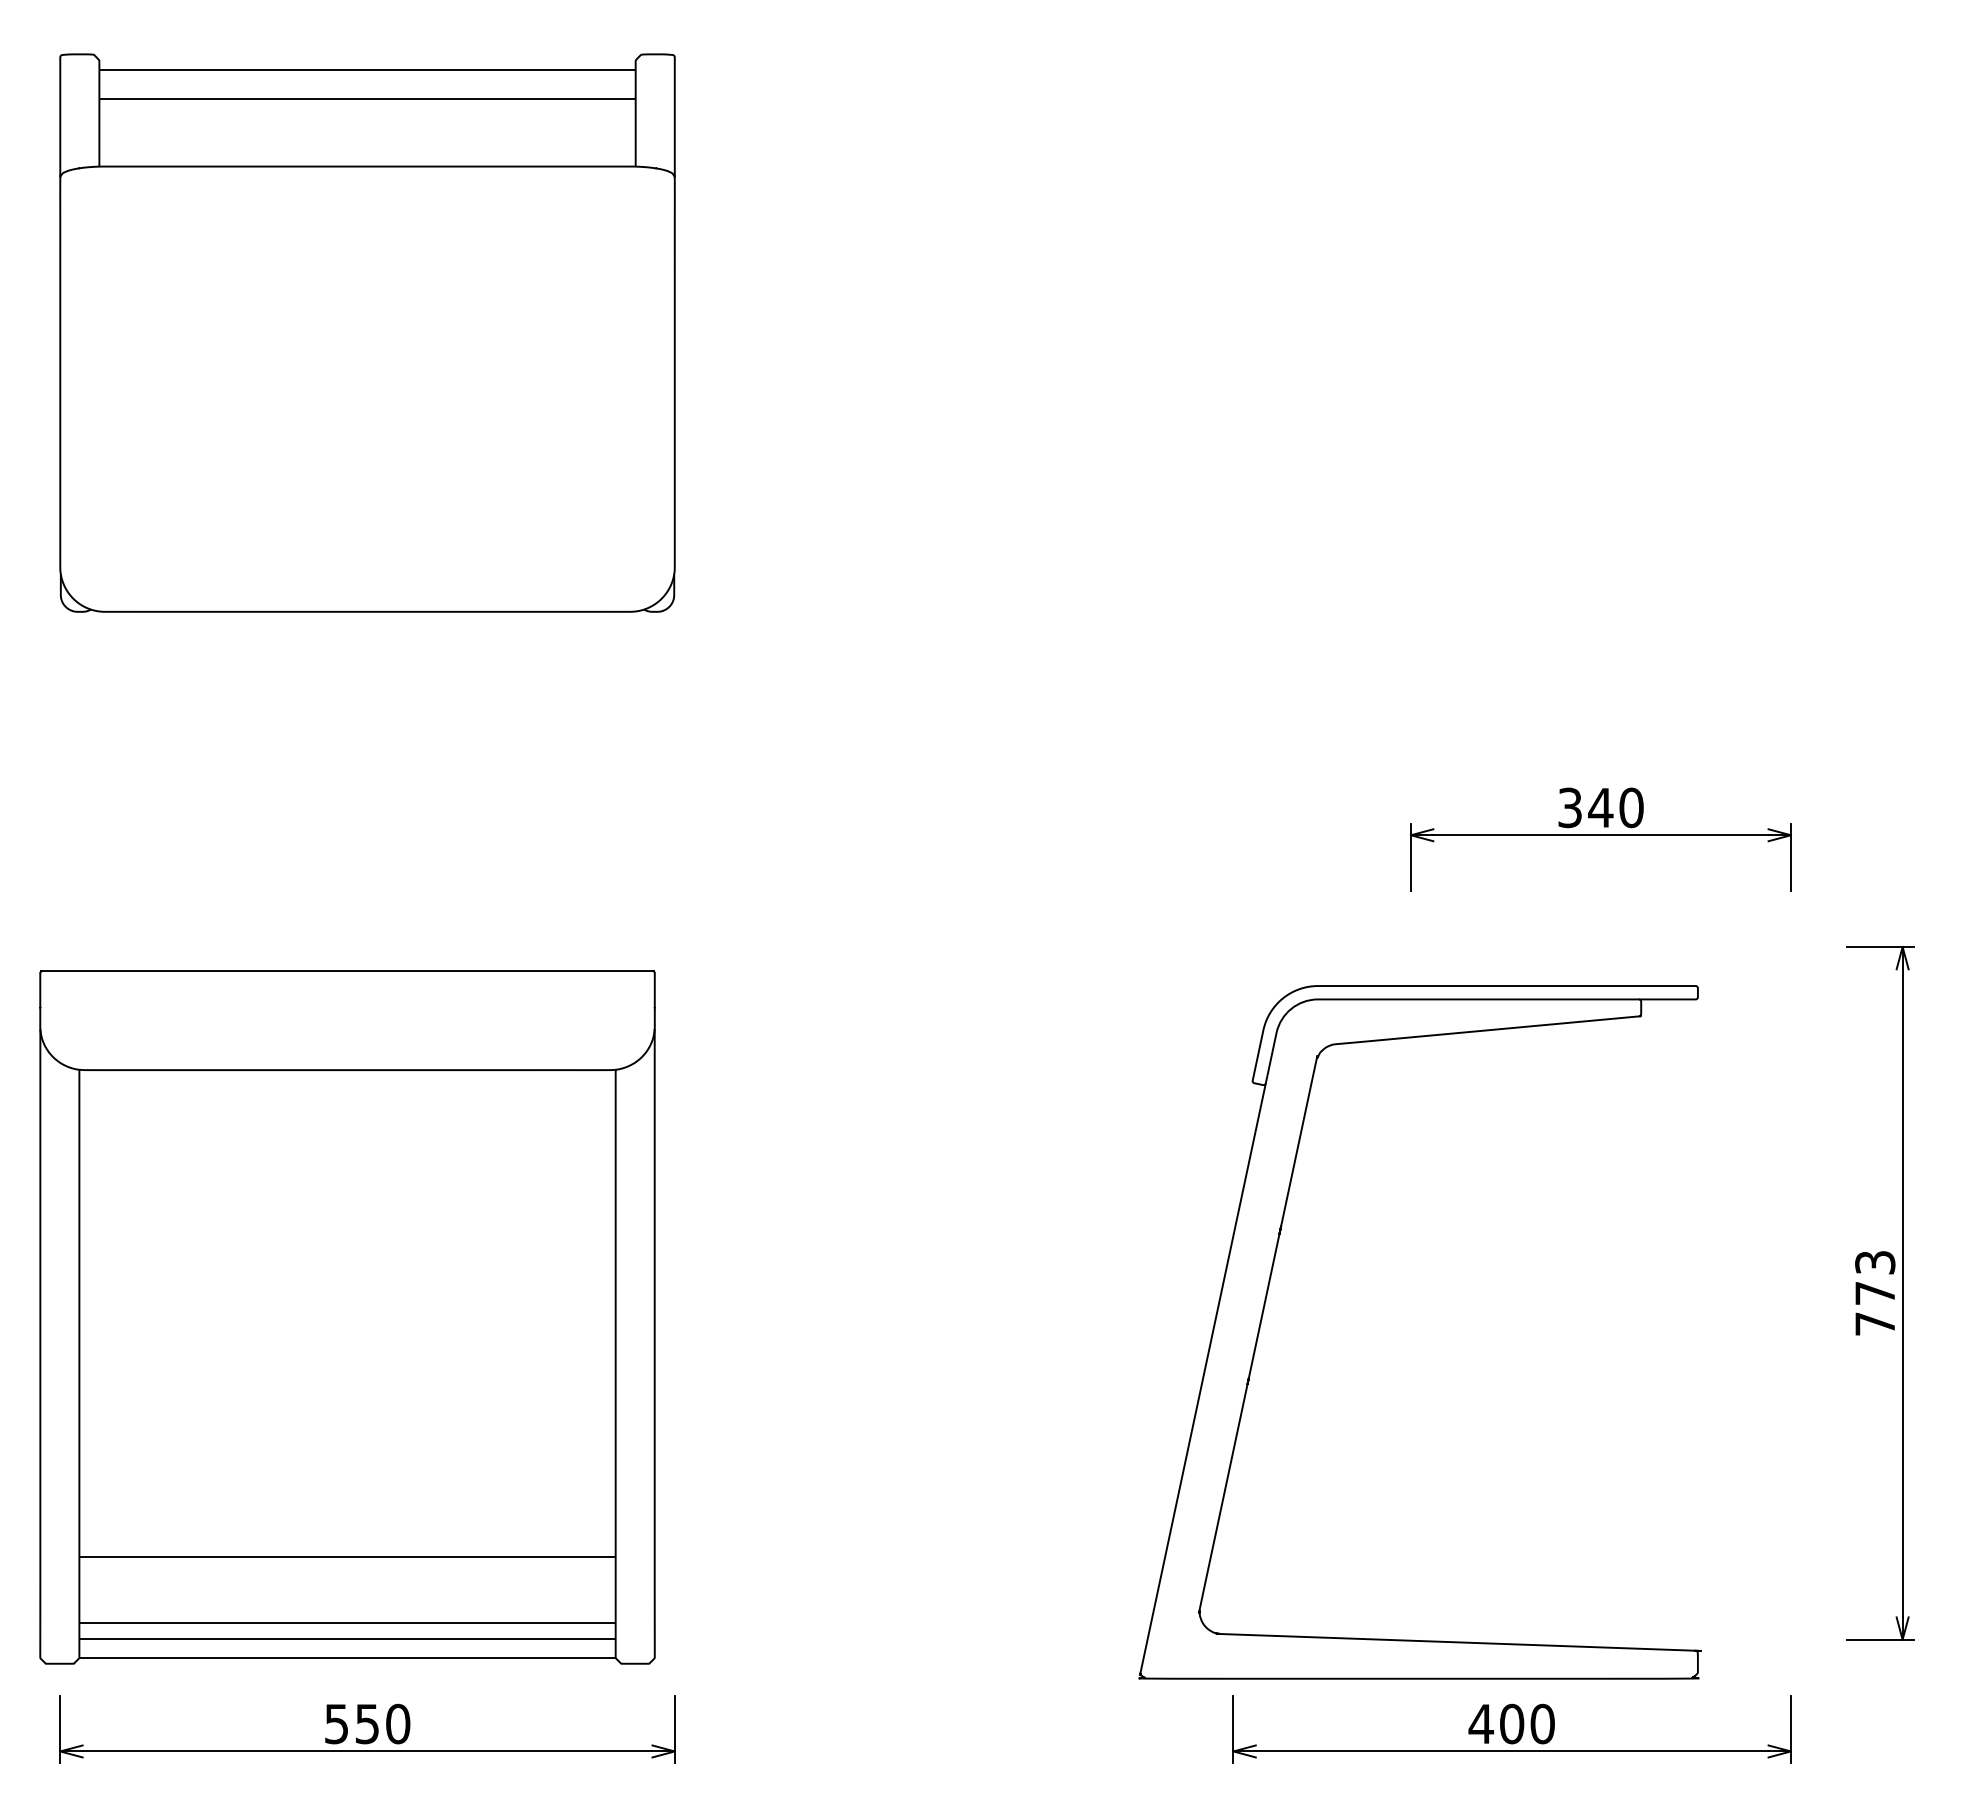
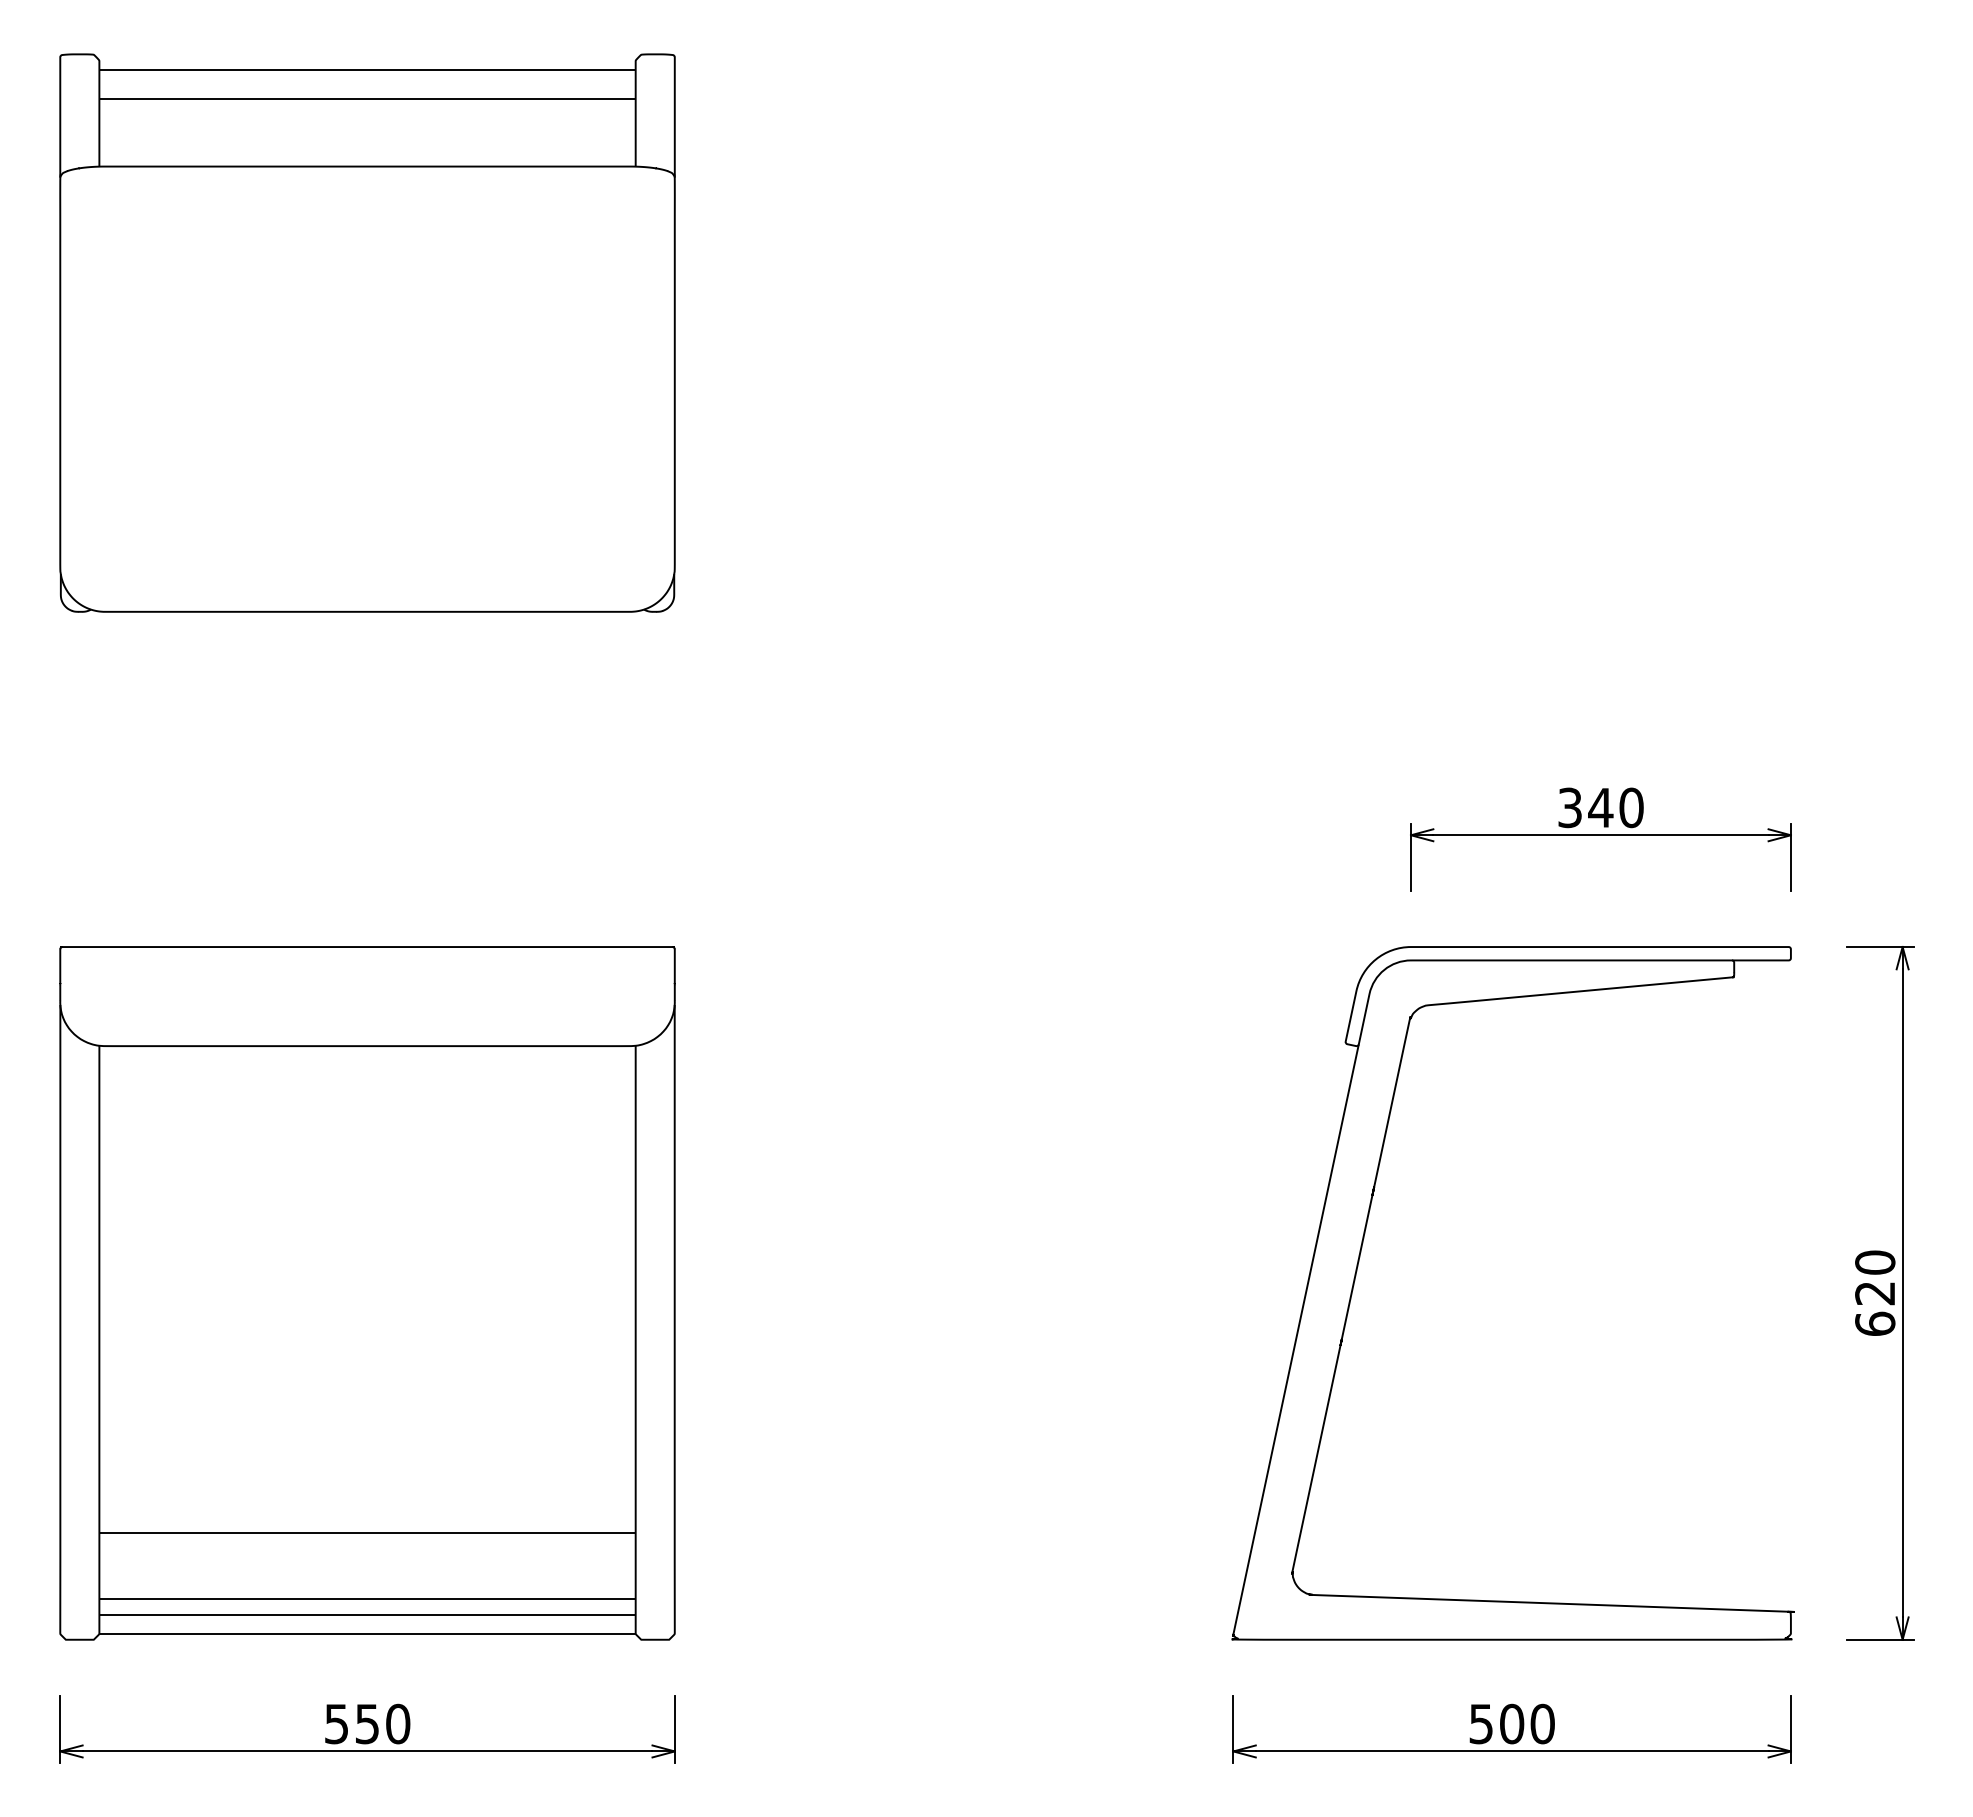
text: 773 -> 620 (1875, 1292)
part position: (1266, 1301) -> (1359, 1262) (1359, 1262)
part position: (347, 1317) -> (367, 1293) (367, 1293)
text: 400 -> 500 (1481, 1724)
